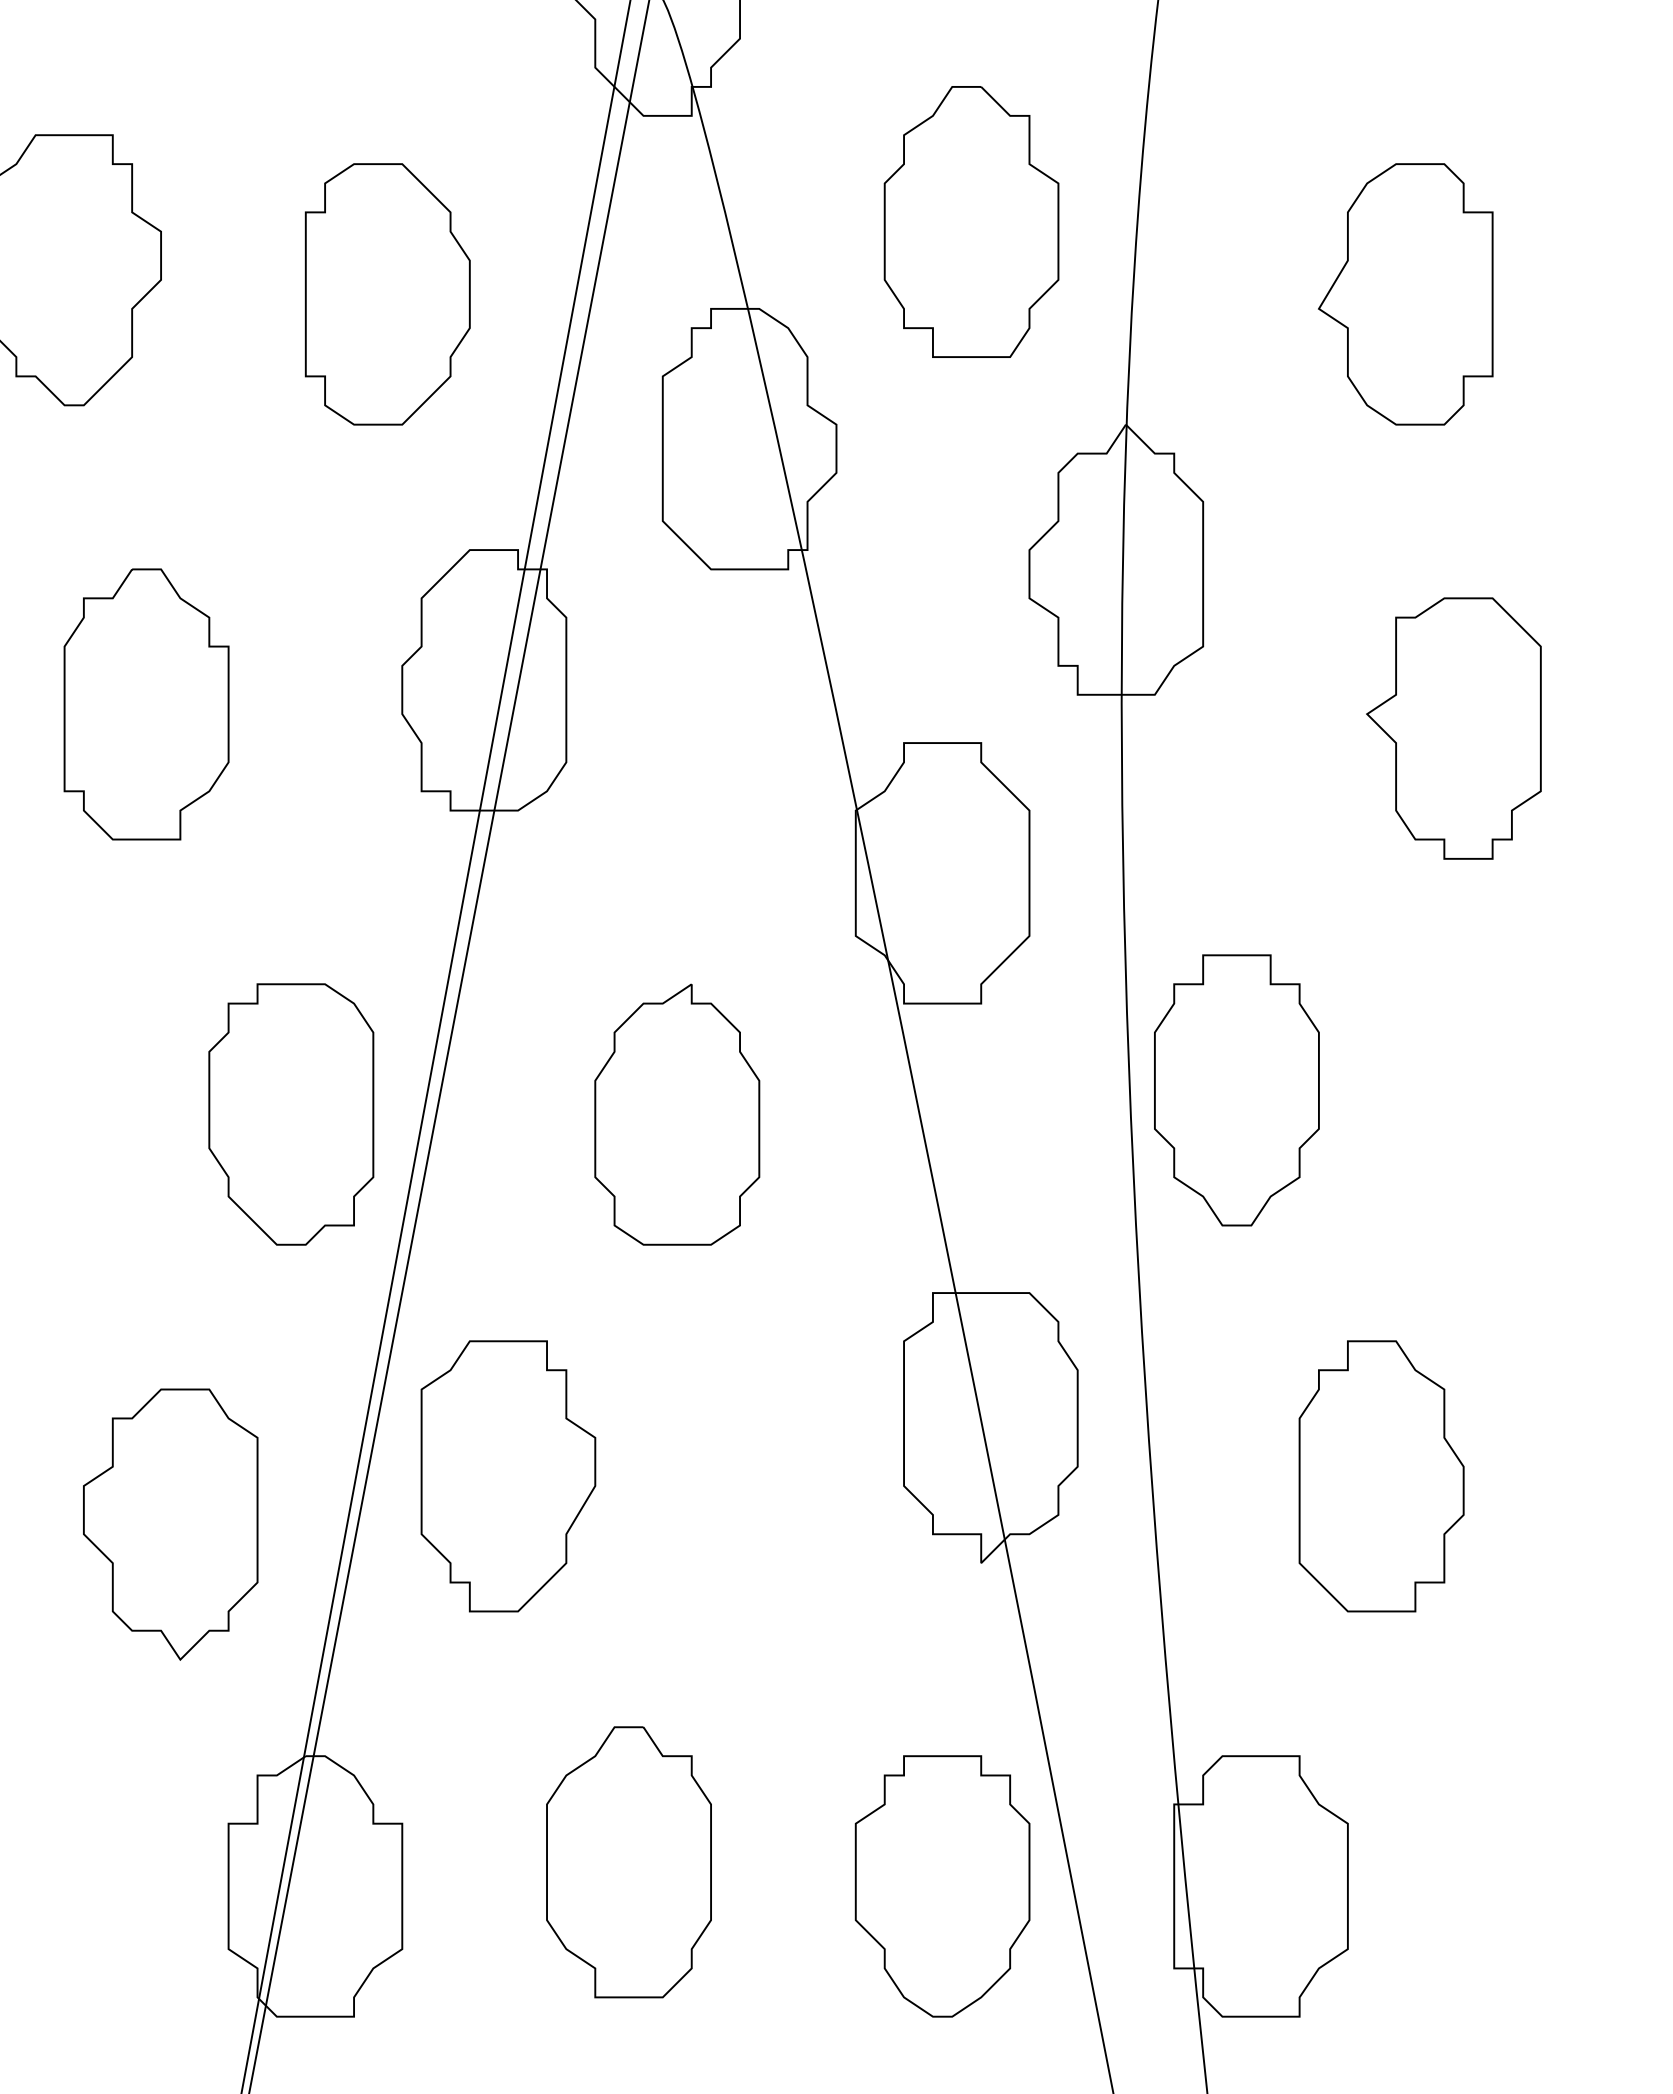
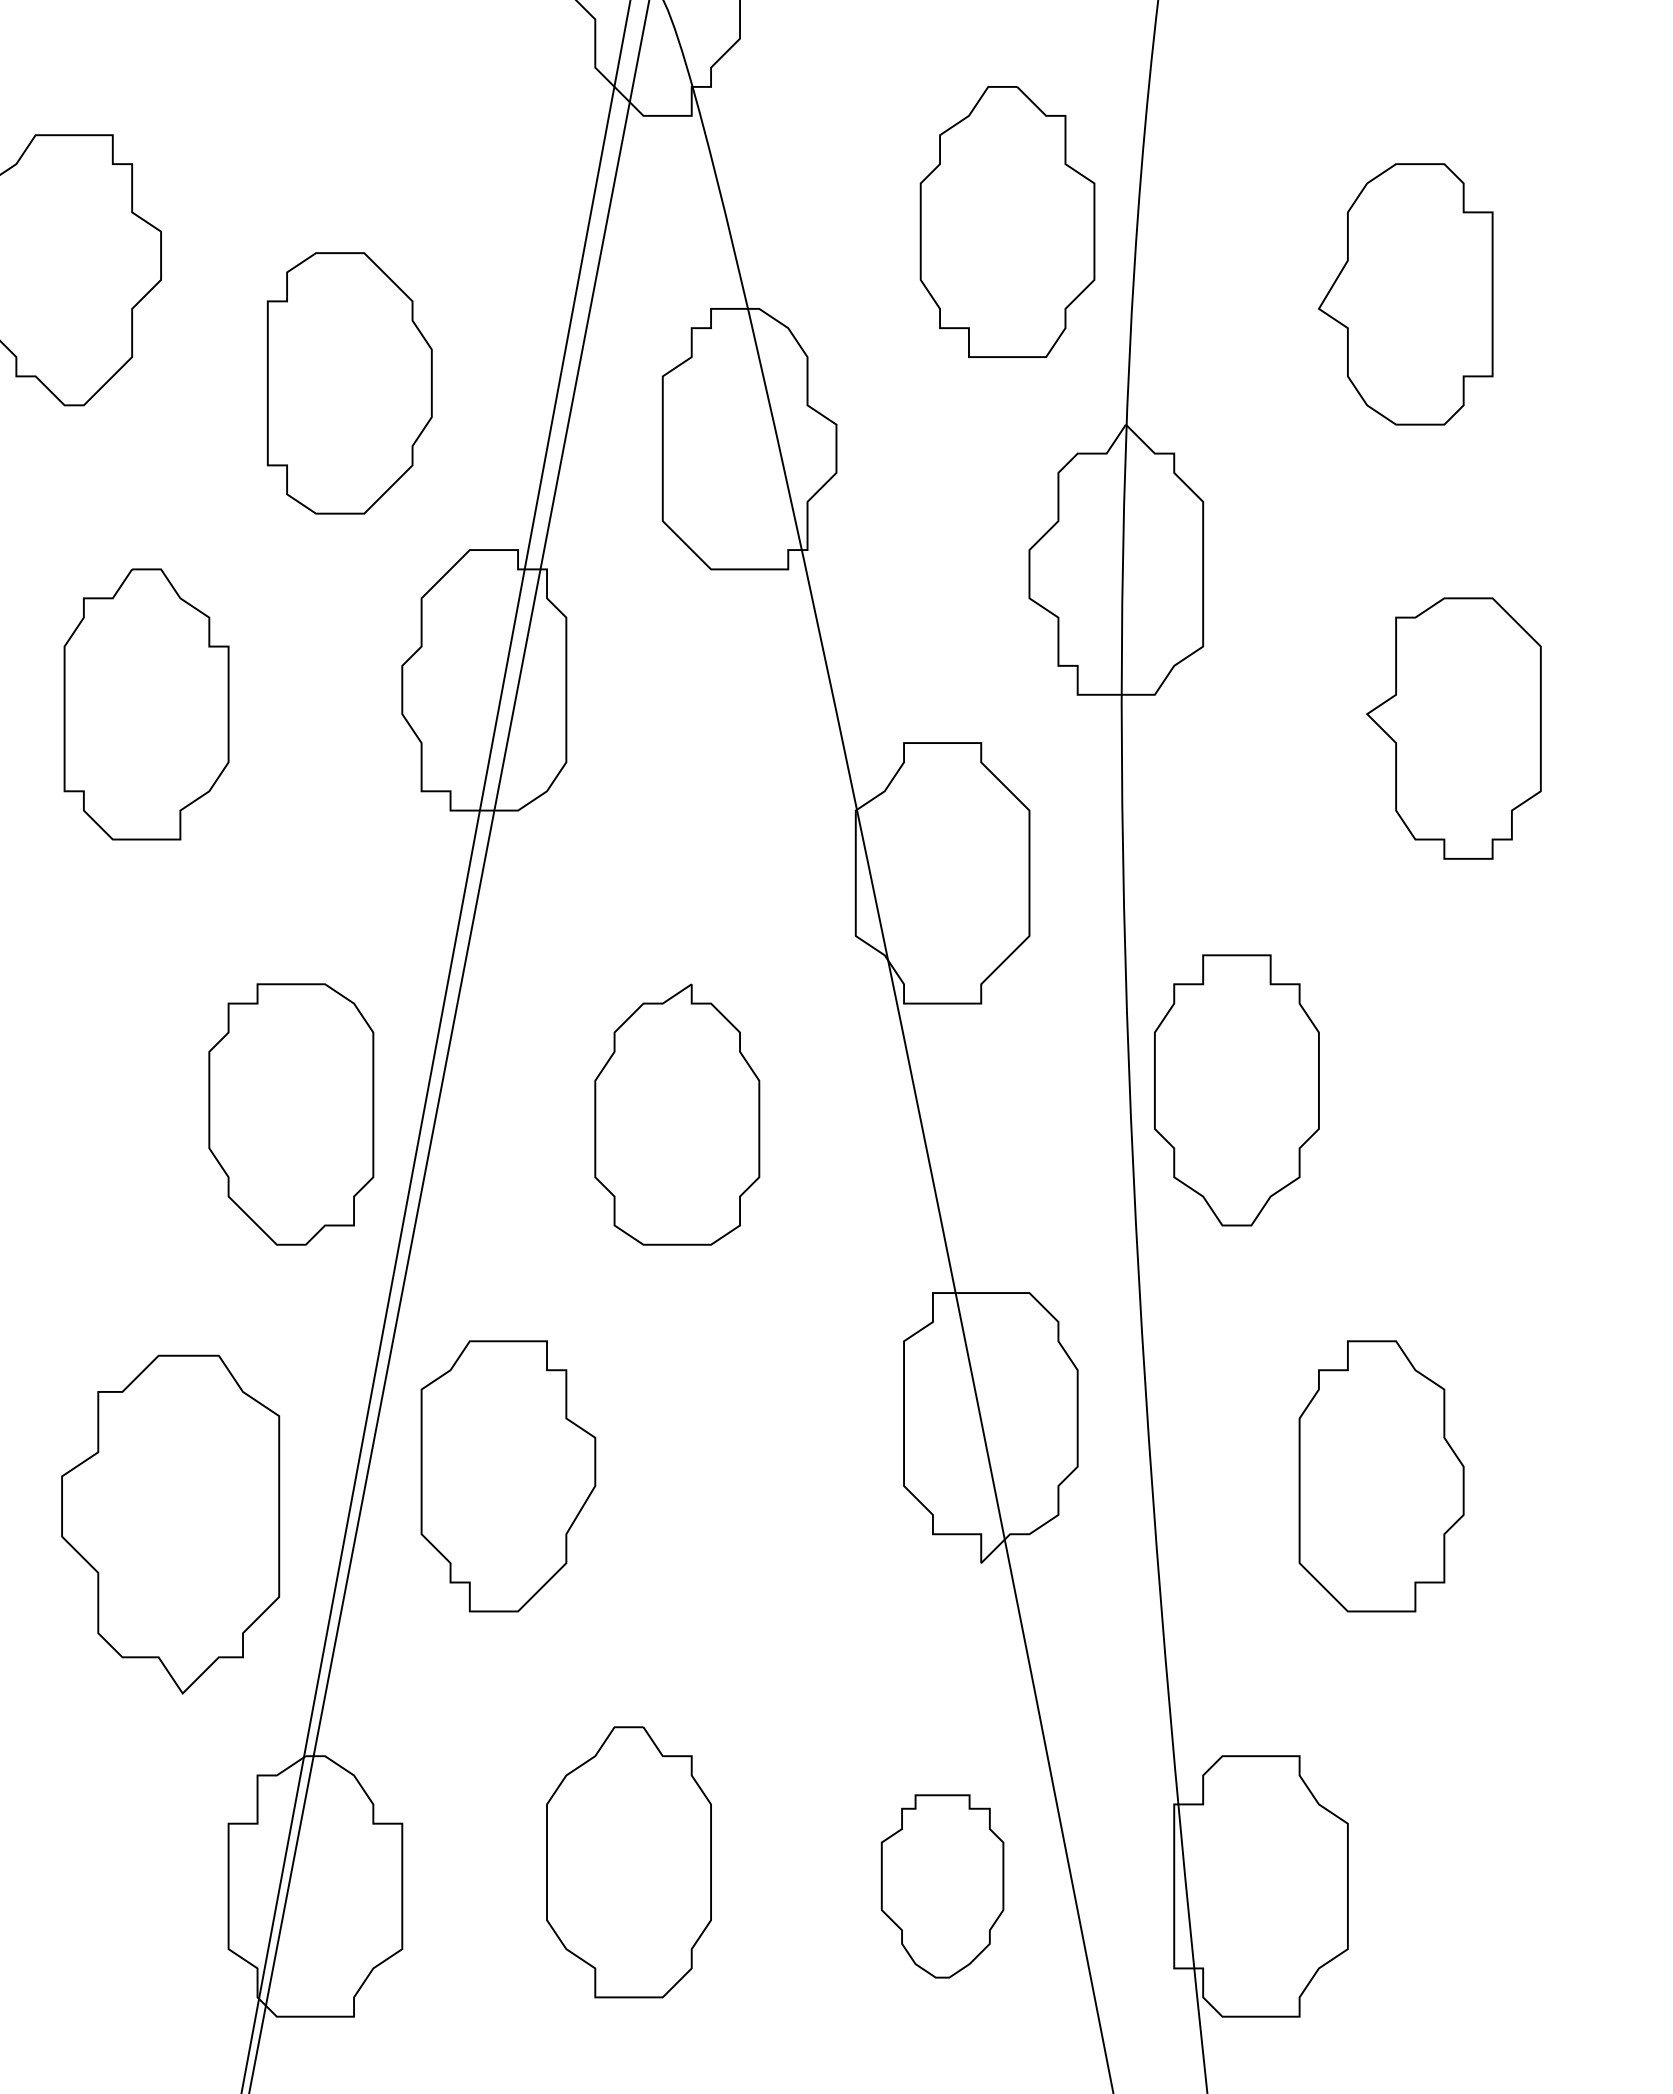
part position: (971, 221) -> (1007, 221) (1007, 221)
part position: (387, 294) -> (349, 383) (349, 383)
part size: 176x273 px -> 220x341 px (170, 1524)
part size: 177x263 px -> 125x185 px (942, 1886)
